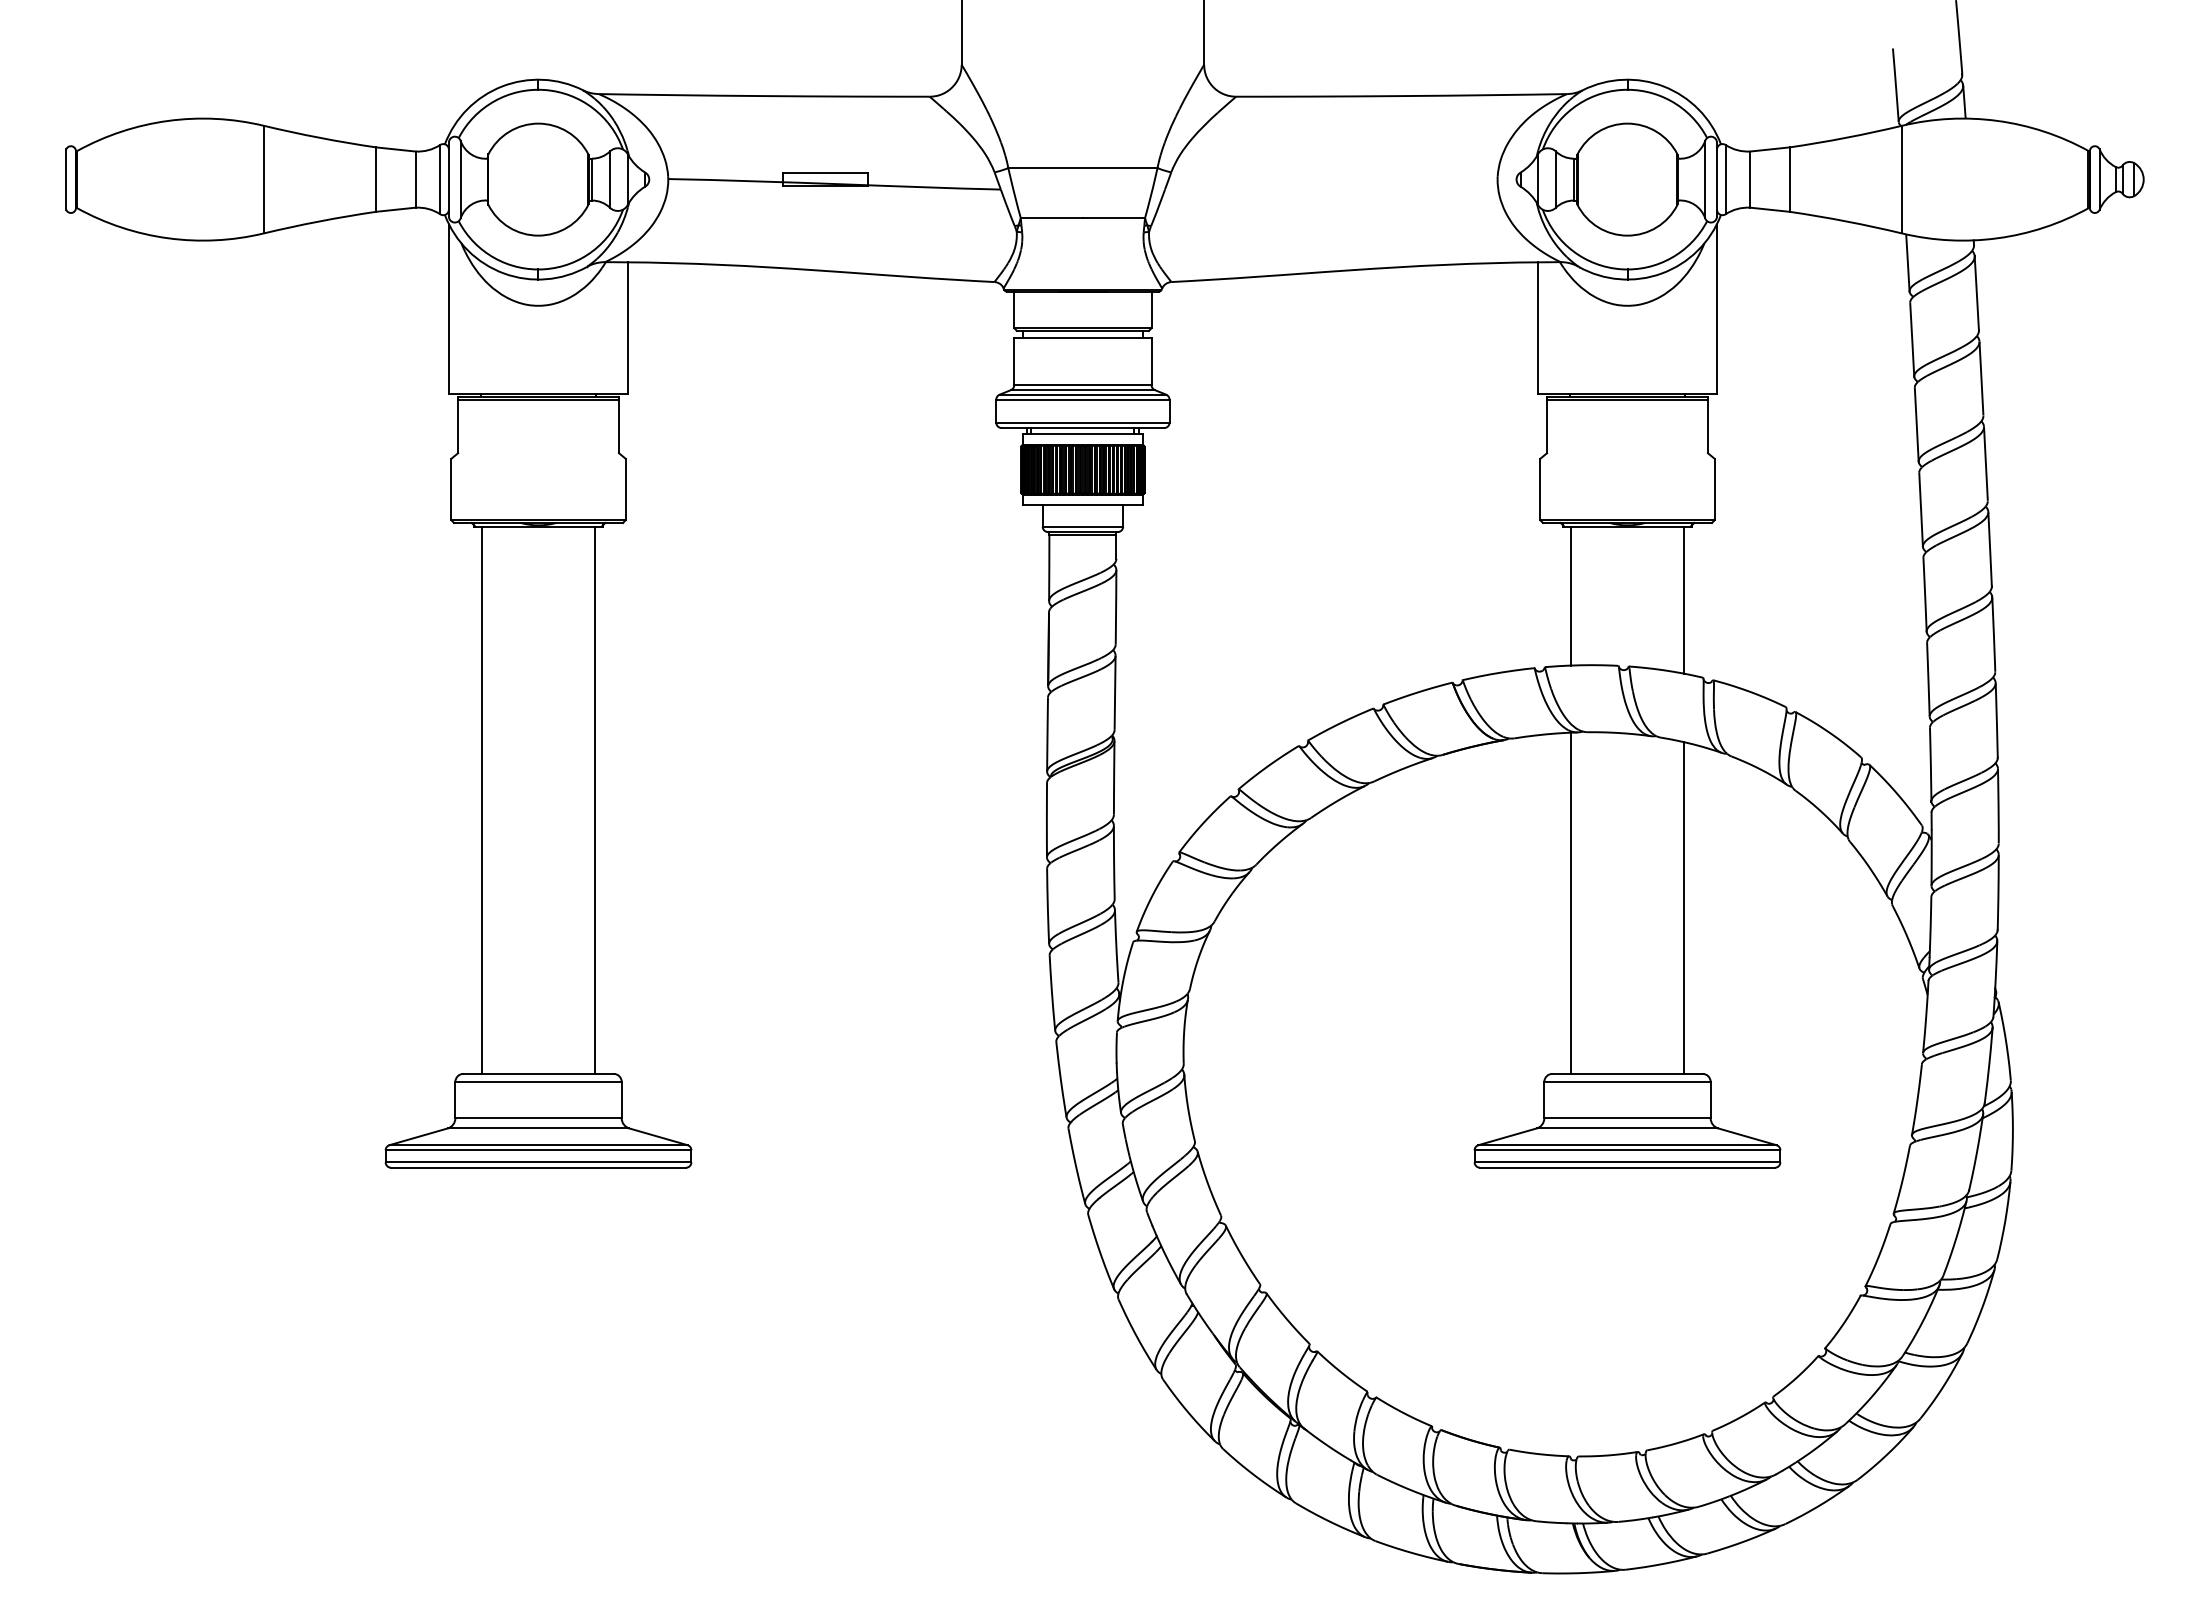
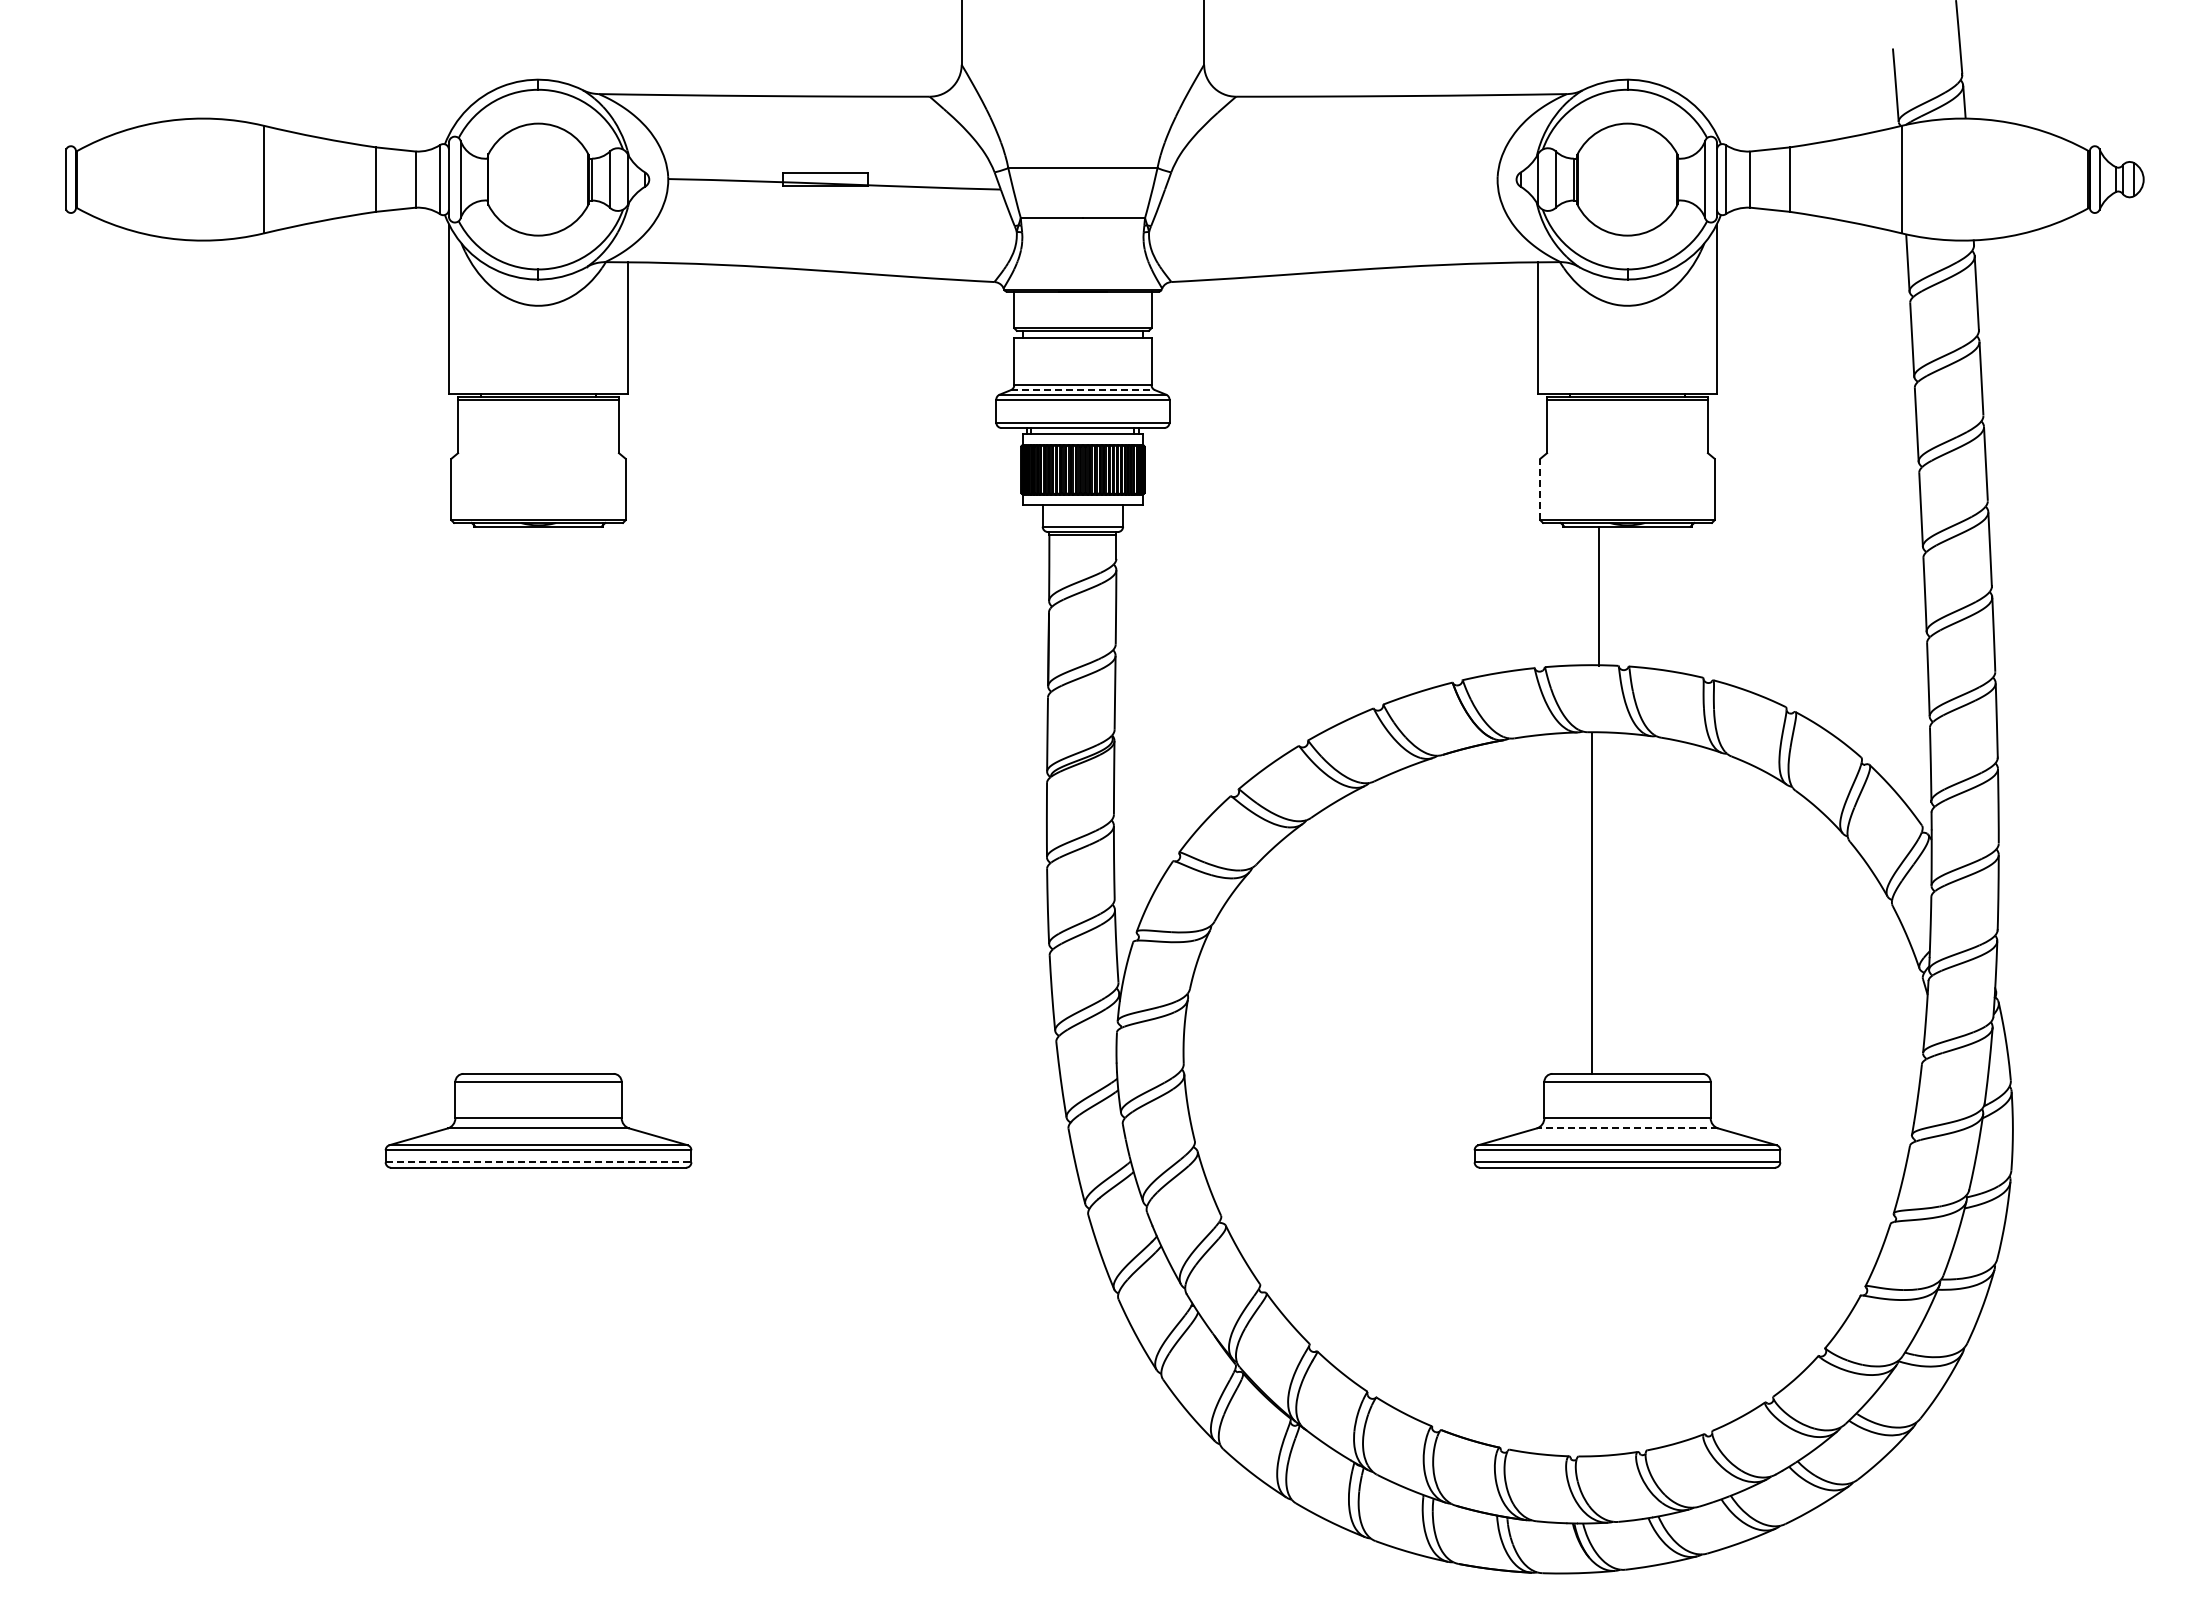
line: solid -> dashed (1083, 390)
line: solid -> dashed (1540, 489)
line position: (1571, 595) -> (1599, 595) (1599, 595)
line: present -> none (1683, 599)
line: present -> none (482, 799)
line: present -> none (594, 799)
line position: (1571, 902) -> (1592, 902) (1592, 902)
line: present -> none (1683, 907)
line: solid -> dashed (1627, 1128)
line: solid -> dashed (538, 1162)
